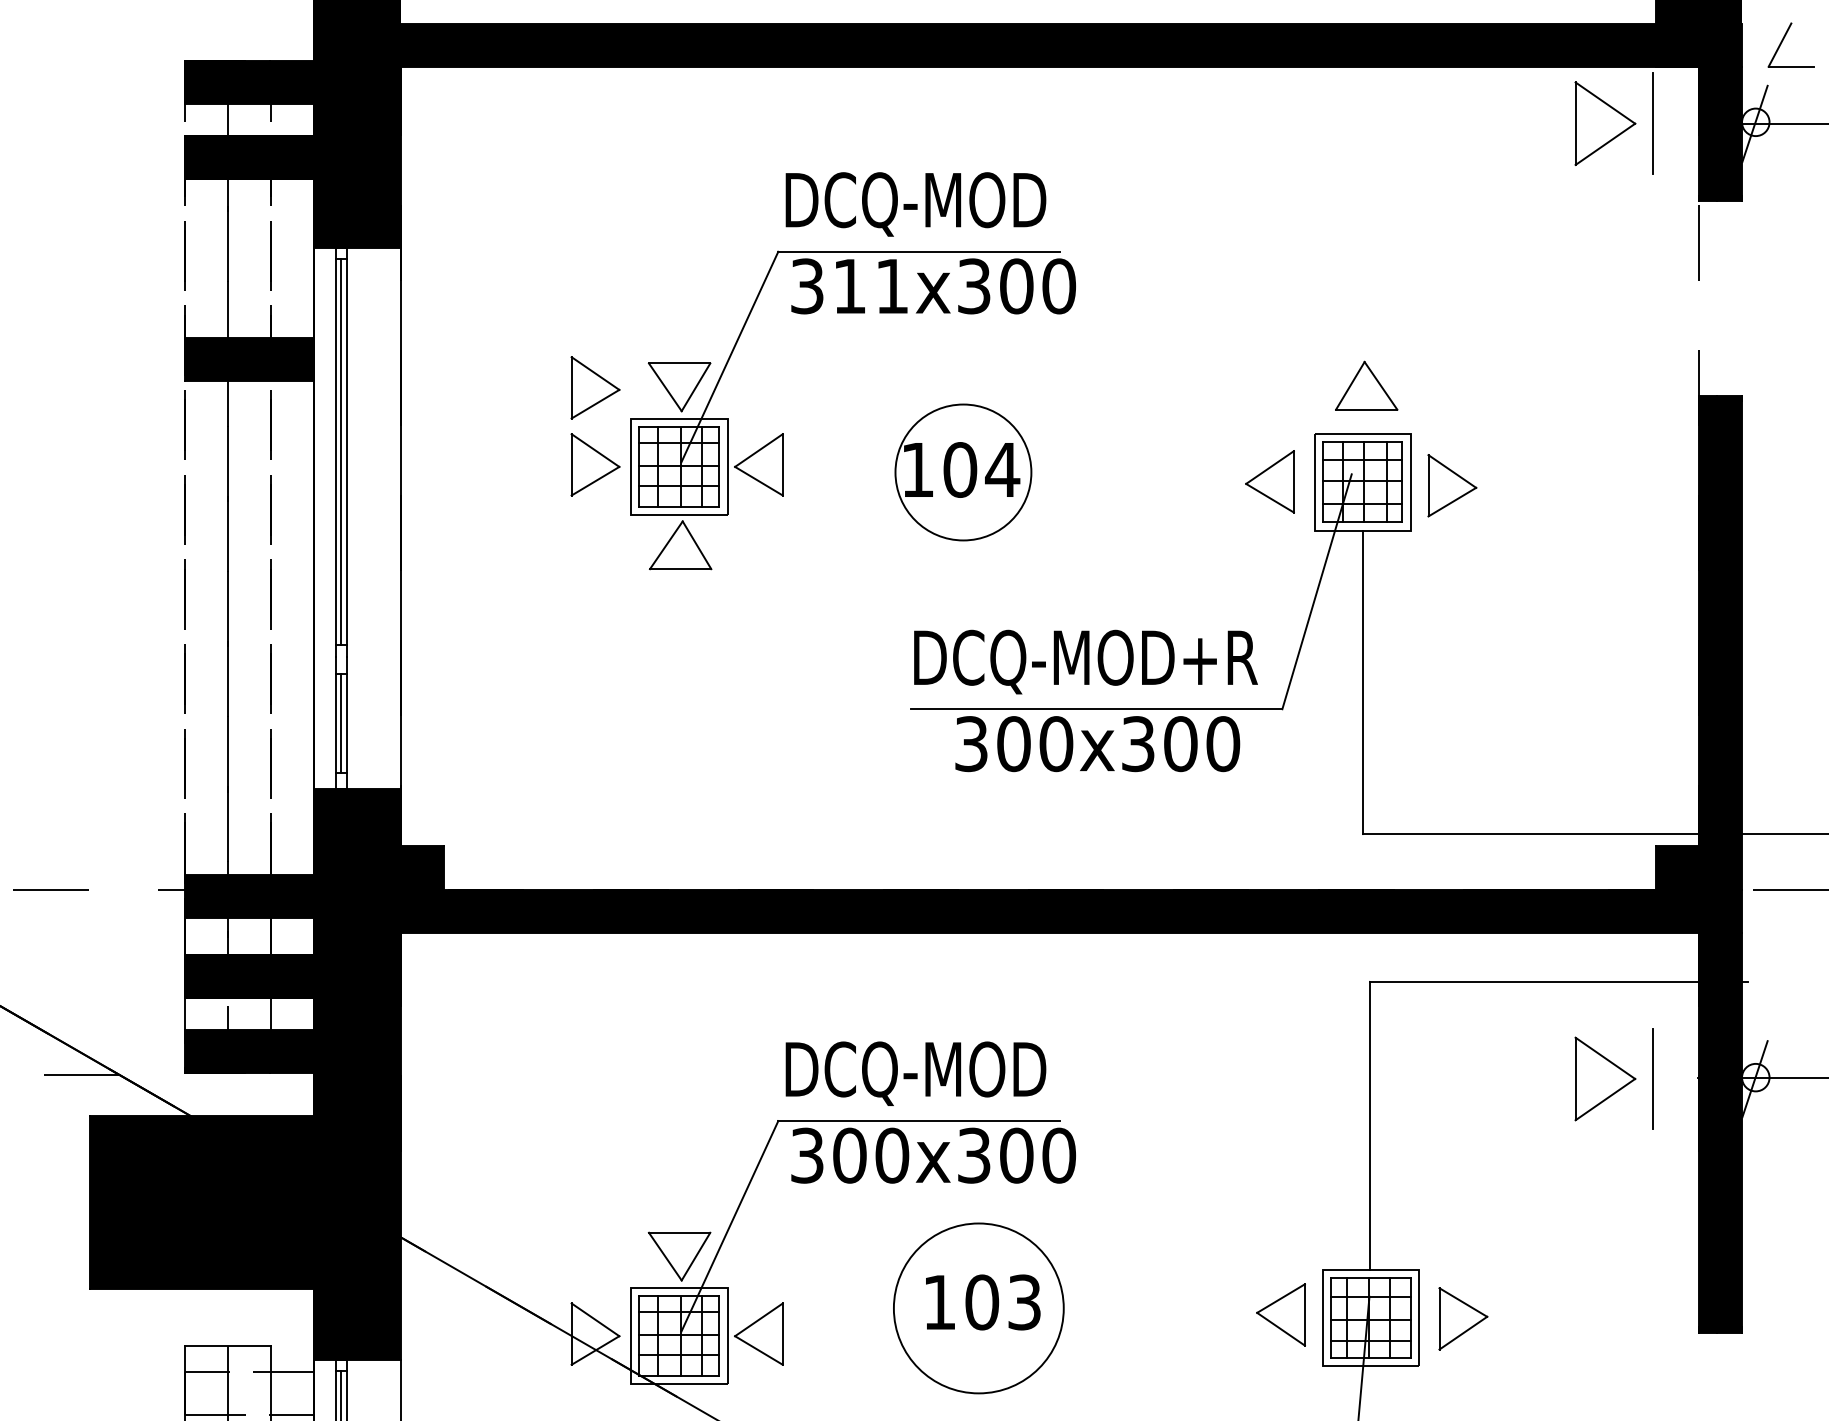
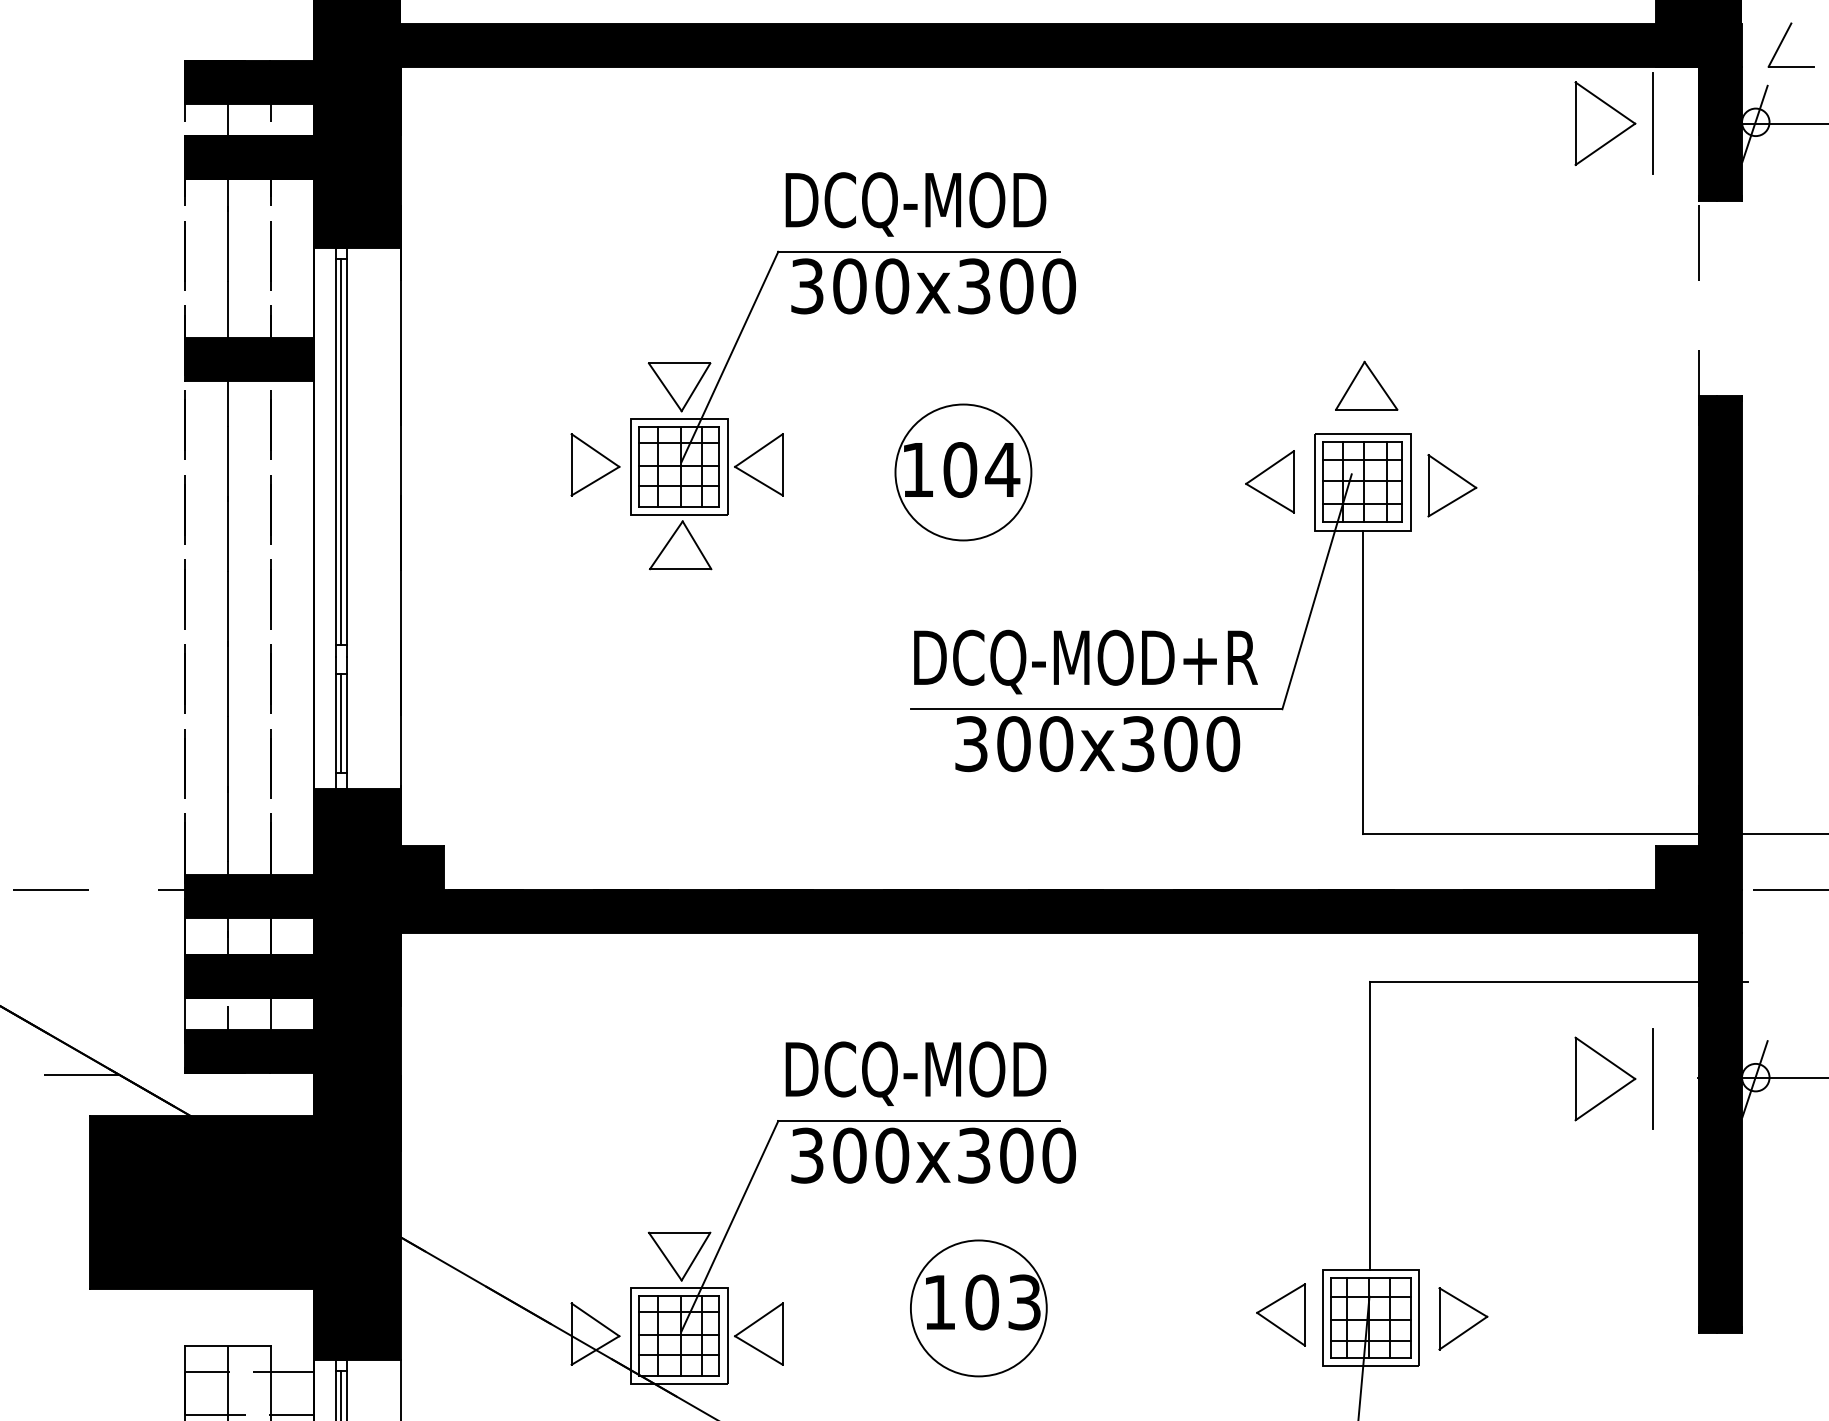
text: 311x300 -> 300x300 (871, 286)
part: present -> none (595, 387)
circle diameter: 170 px -> 136 px (978, 1308)
